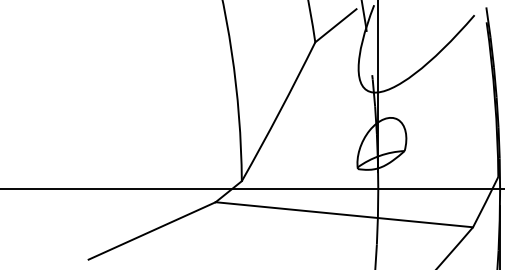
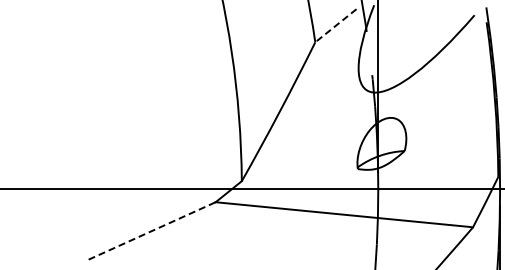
line: solid -> dashed (335, 26)
line: solid -> dashed (152, 230)
